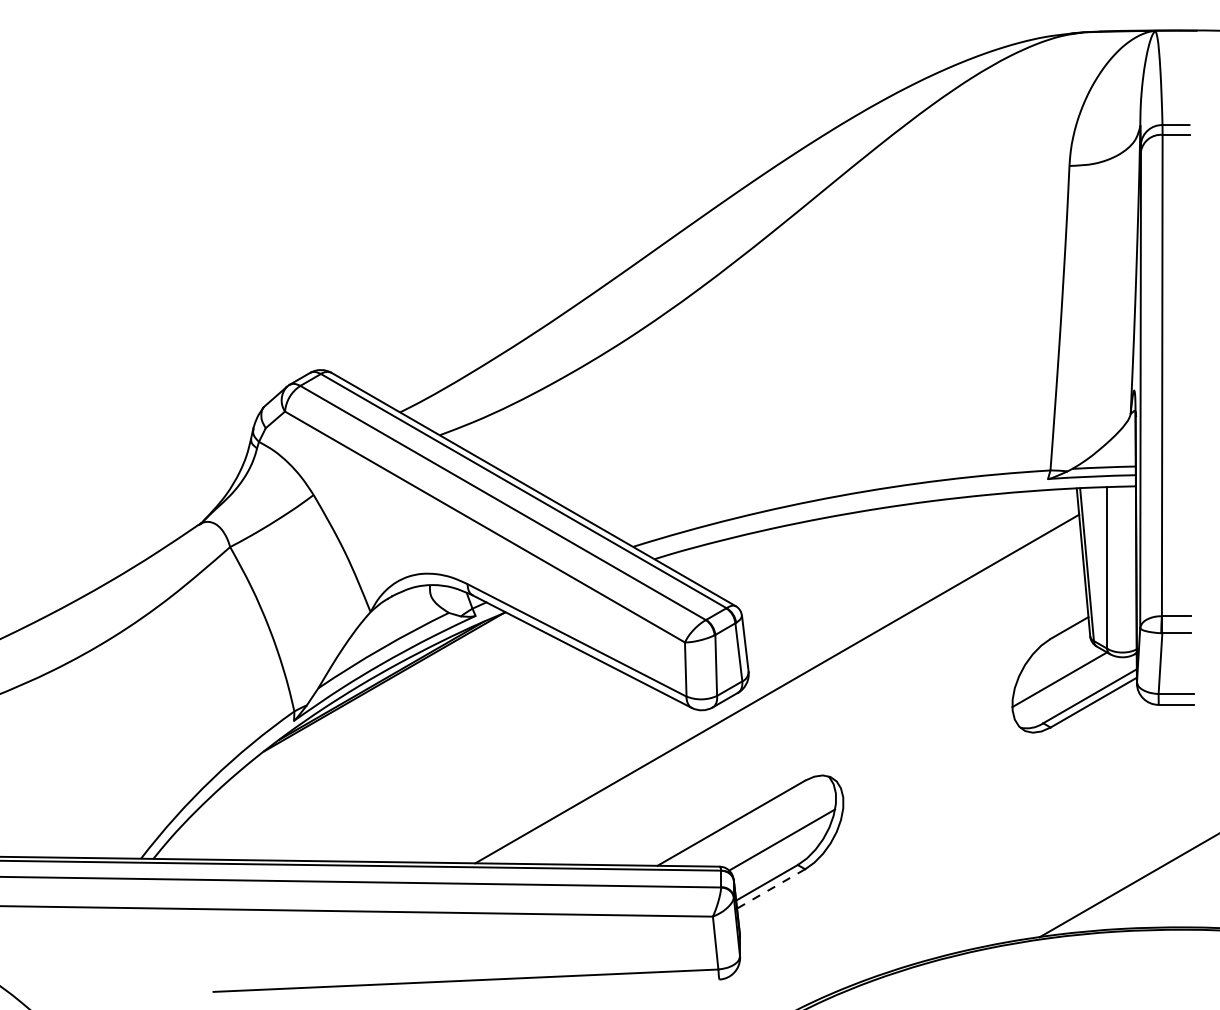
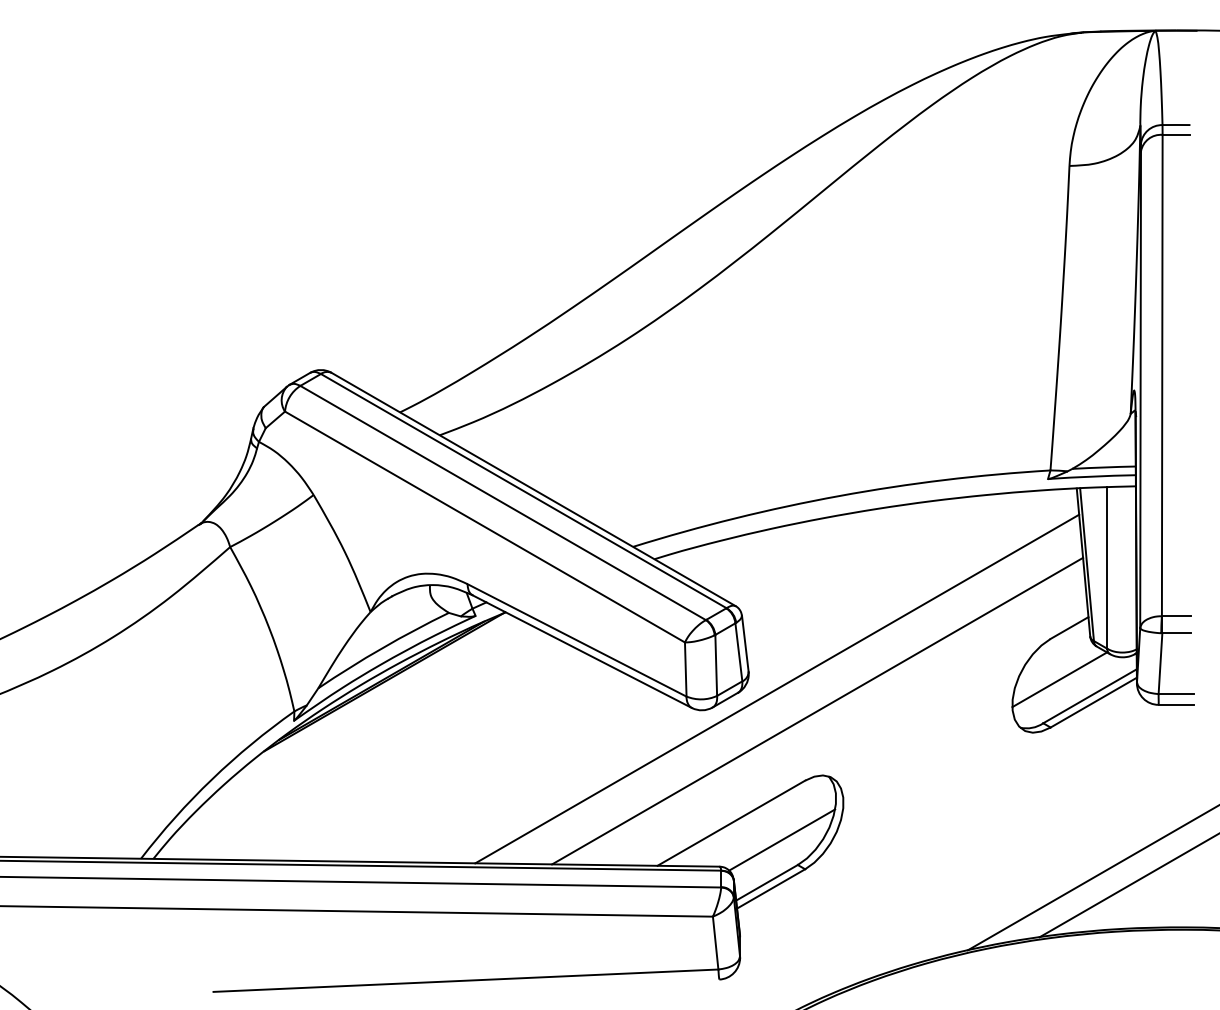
line: none -> present (817, 710)
line: none -> present (1091, 878)
line: dashed -> solid (770, 889)
